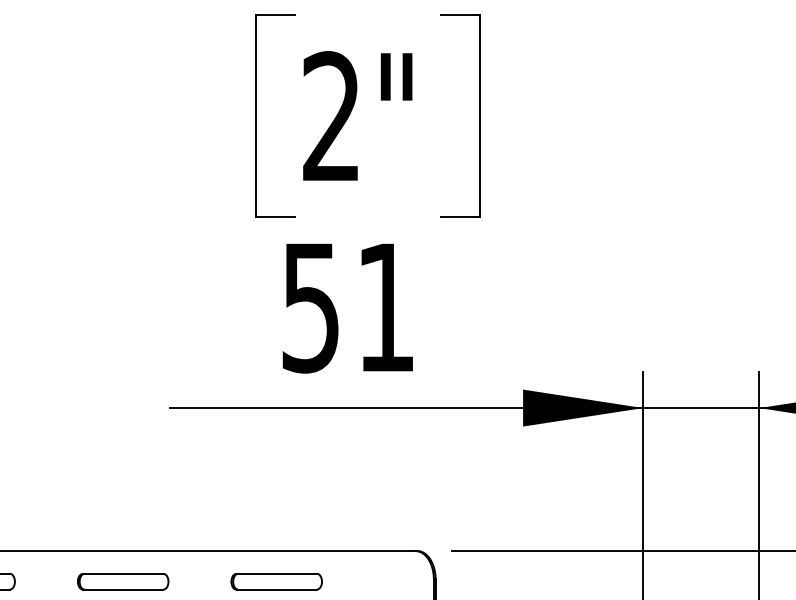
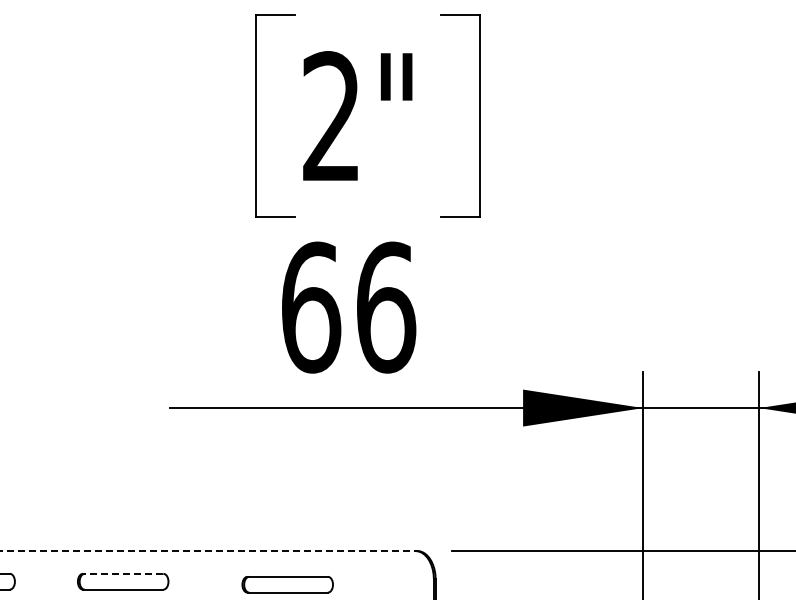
text: 51 -> 66 (349, 307)
line: solid -> dashed (208, 551)
line: solid -> dashed (122, 573)
part position: (276, 581) -> (287, 584) (287, 584)
